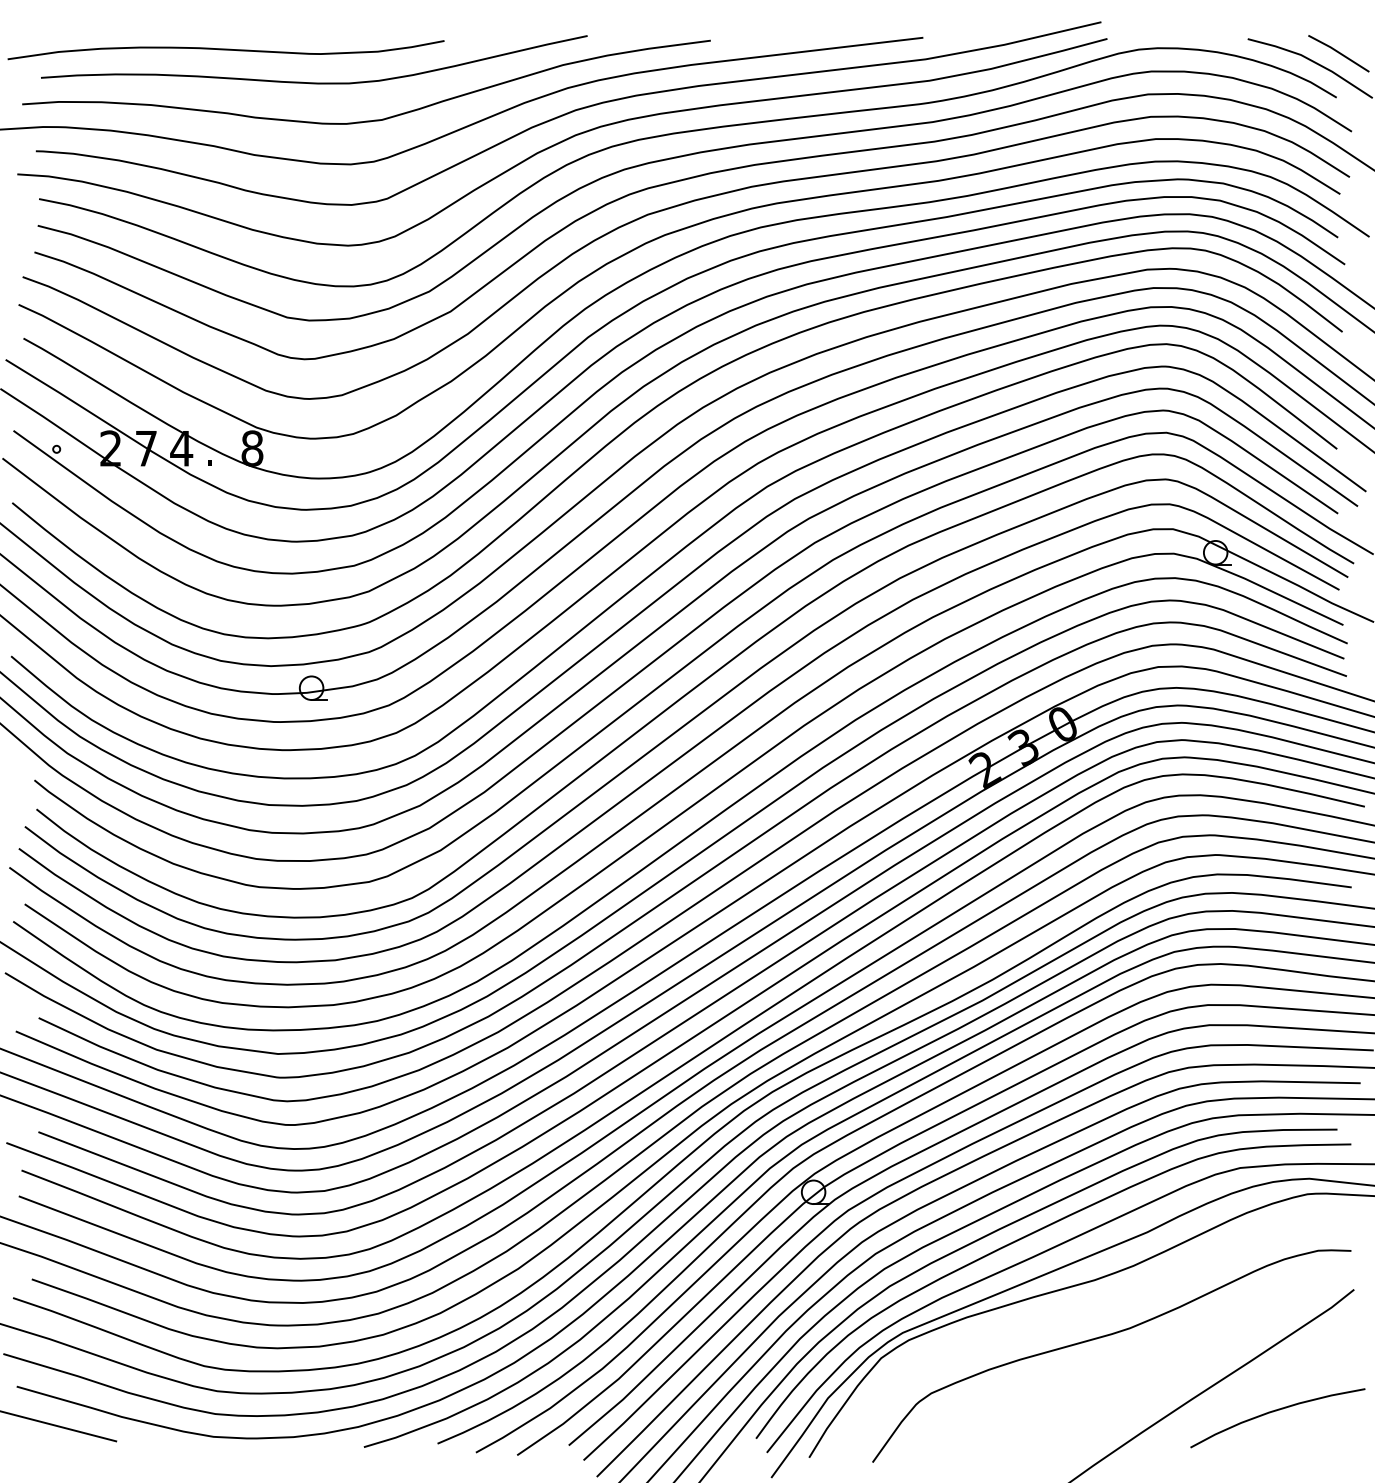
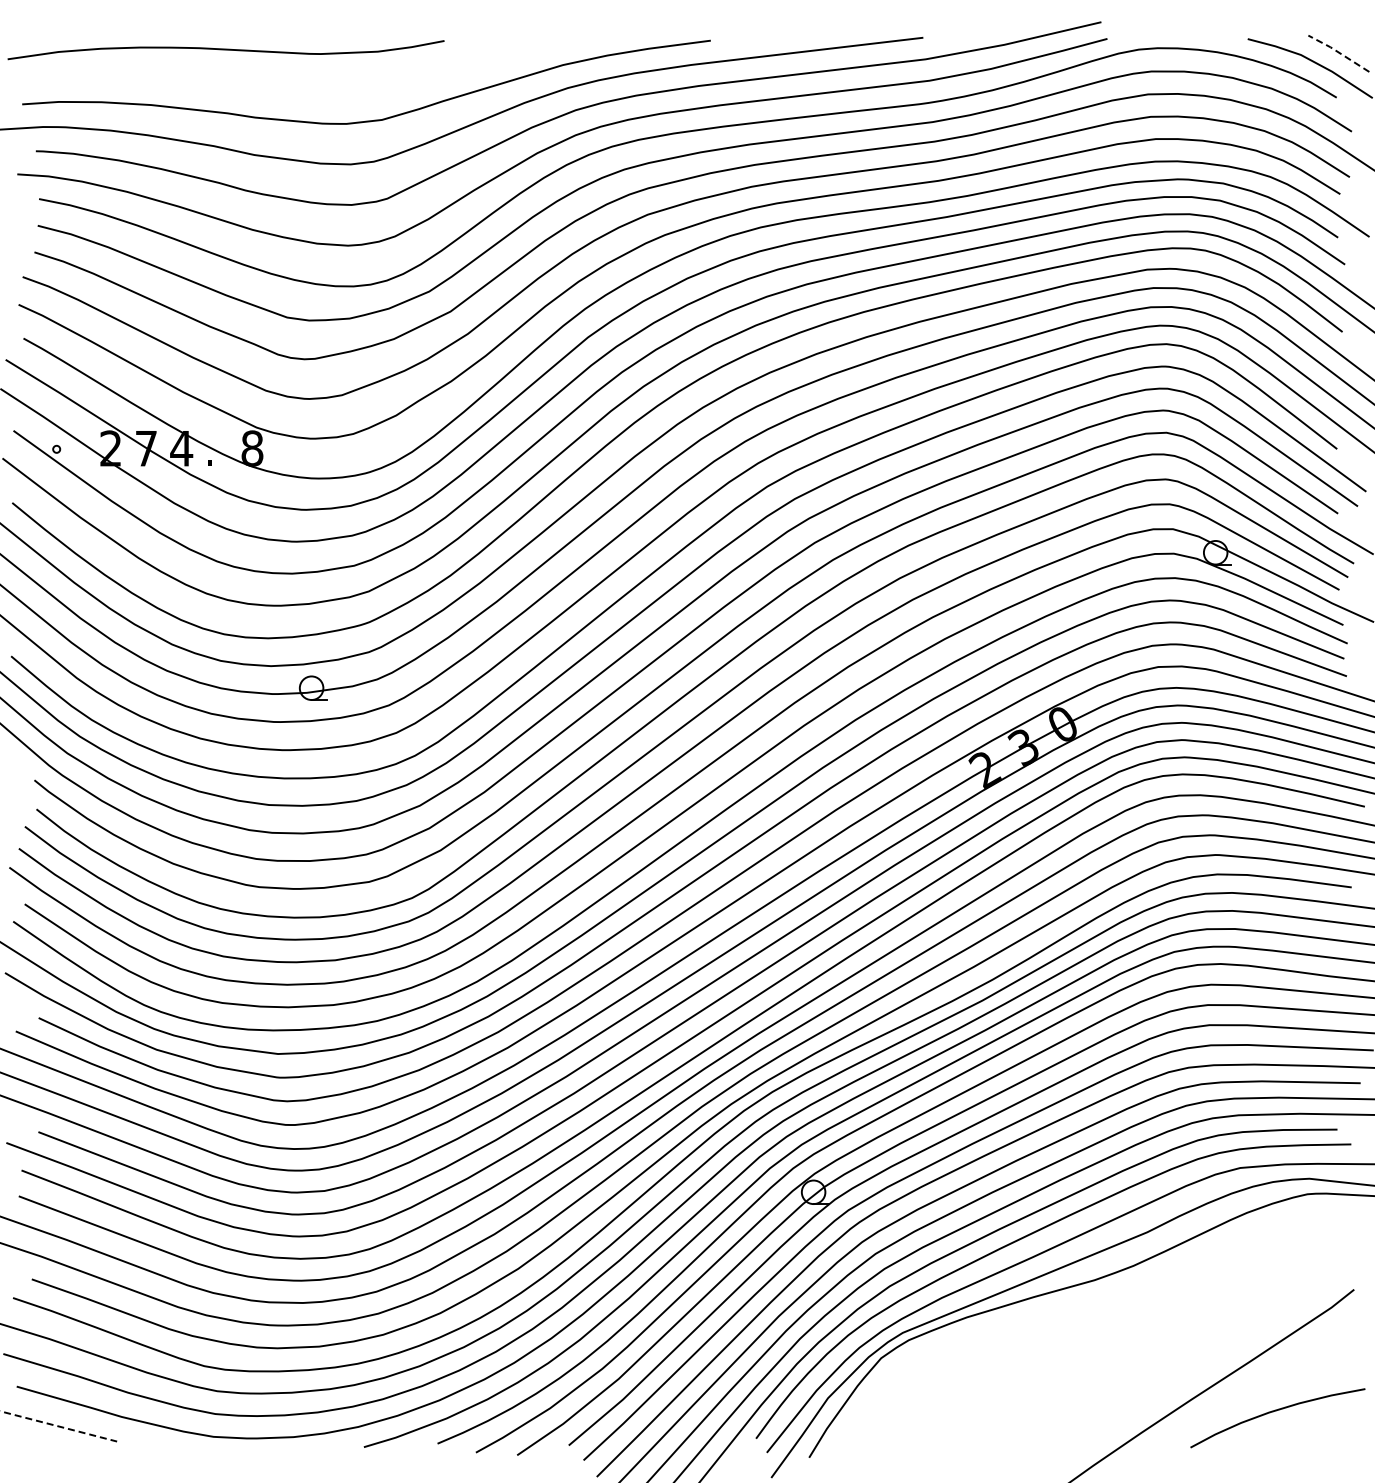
line: solid -> dashed (1338, 52)
curve: present -> none (314, 82)
curve: present -> none (1104, 1337)
line: solid -> dashed (59, 1426)
